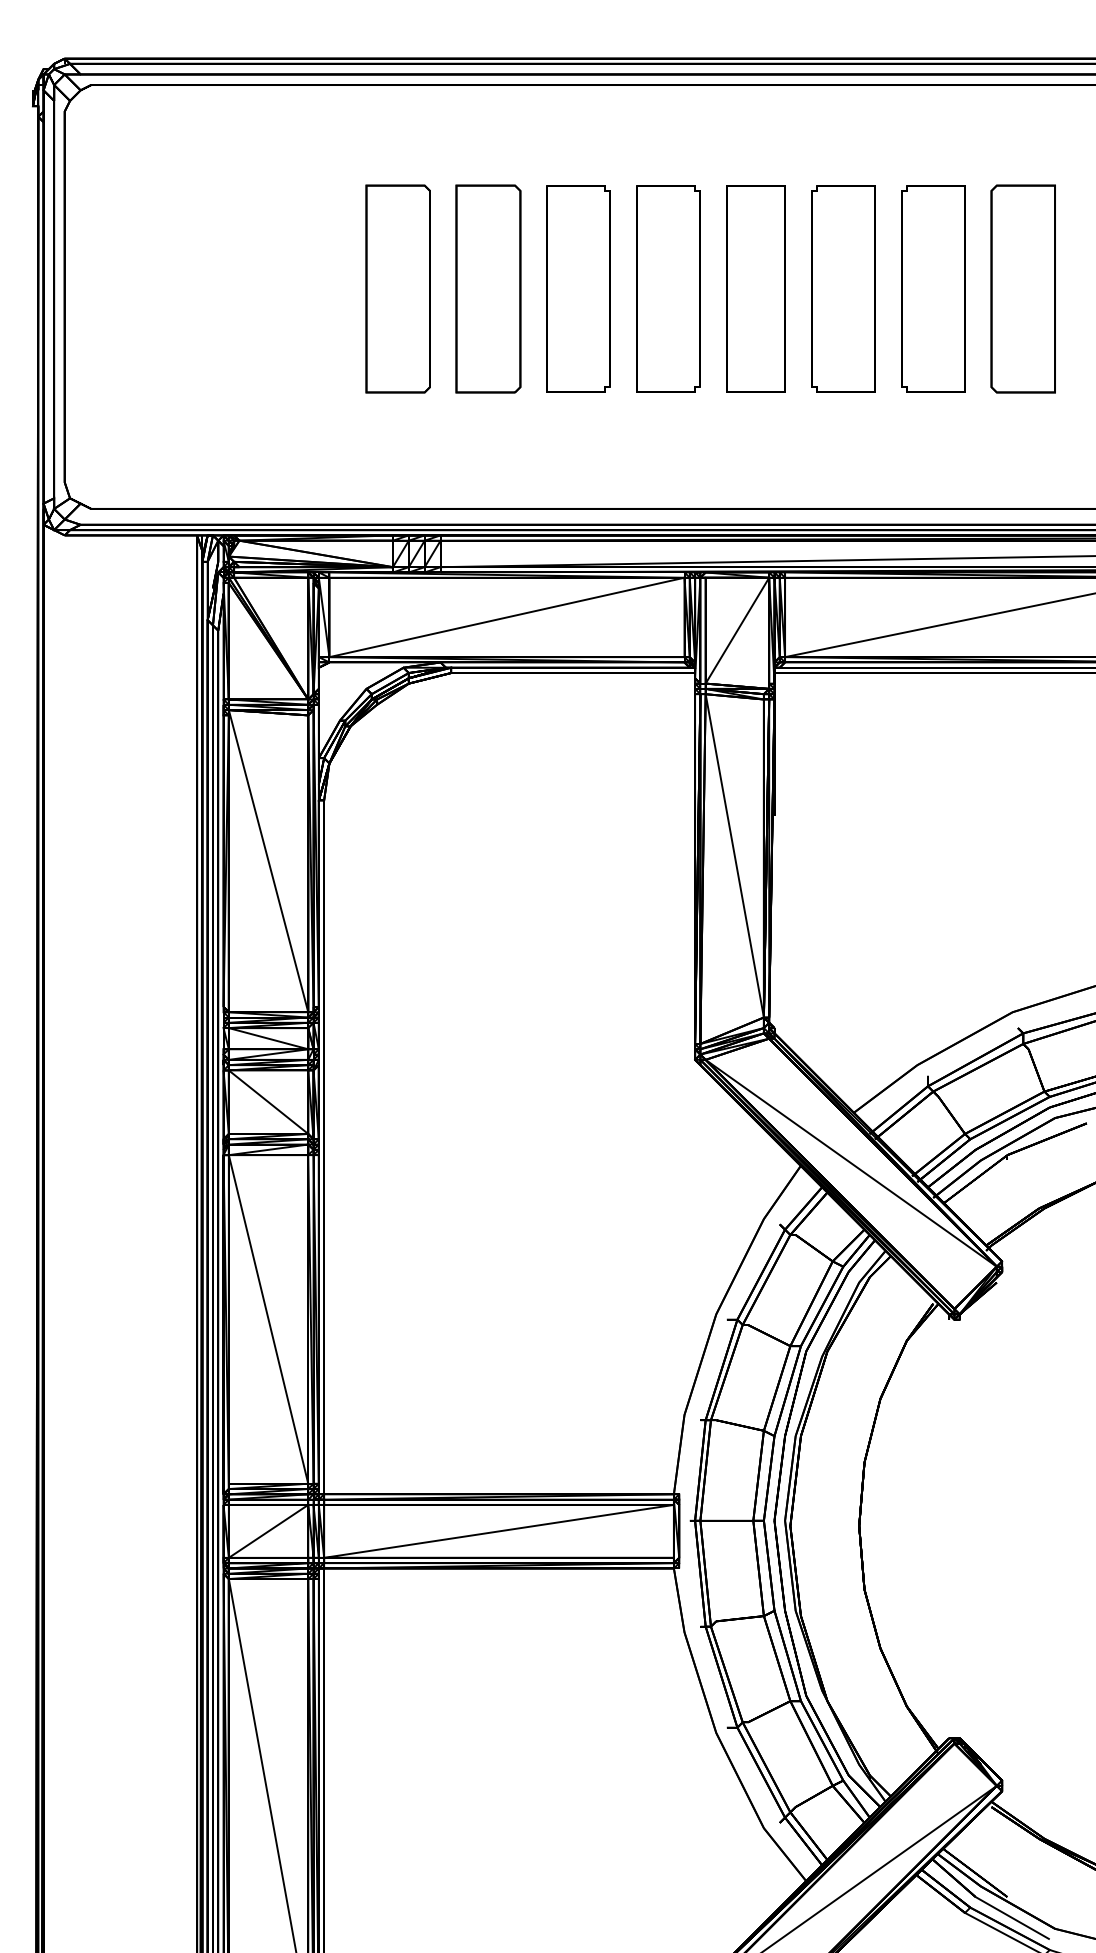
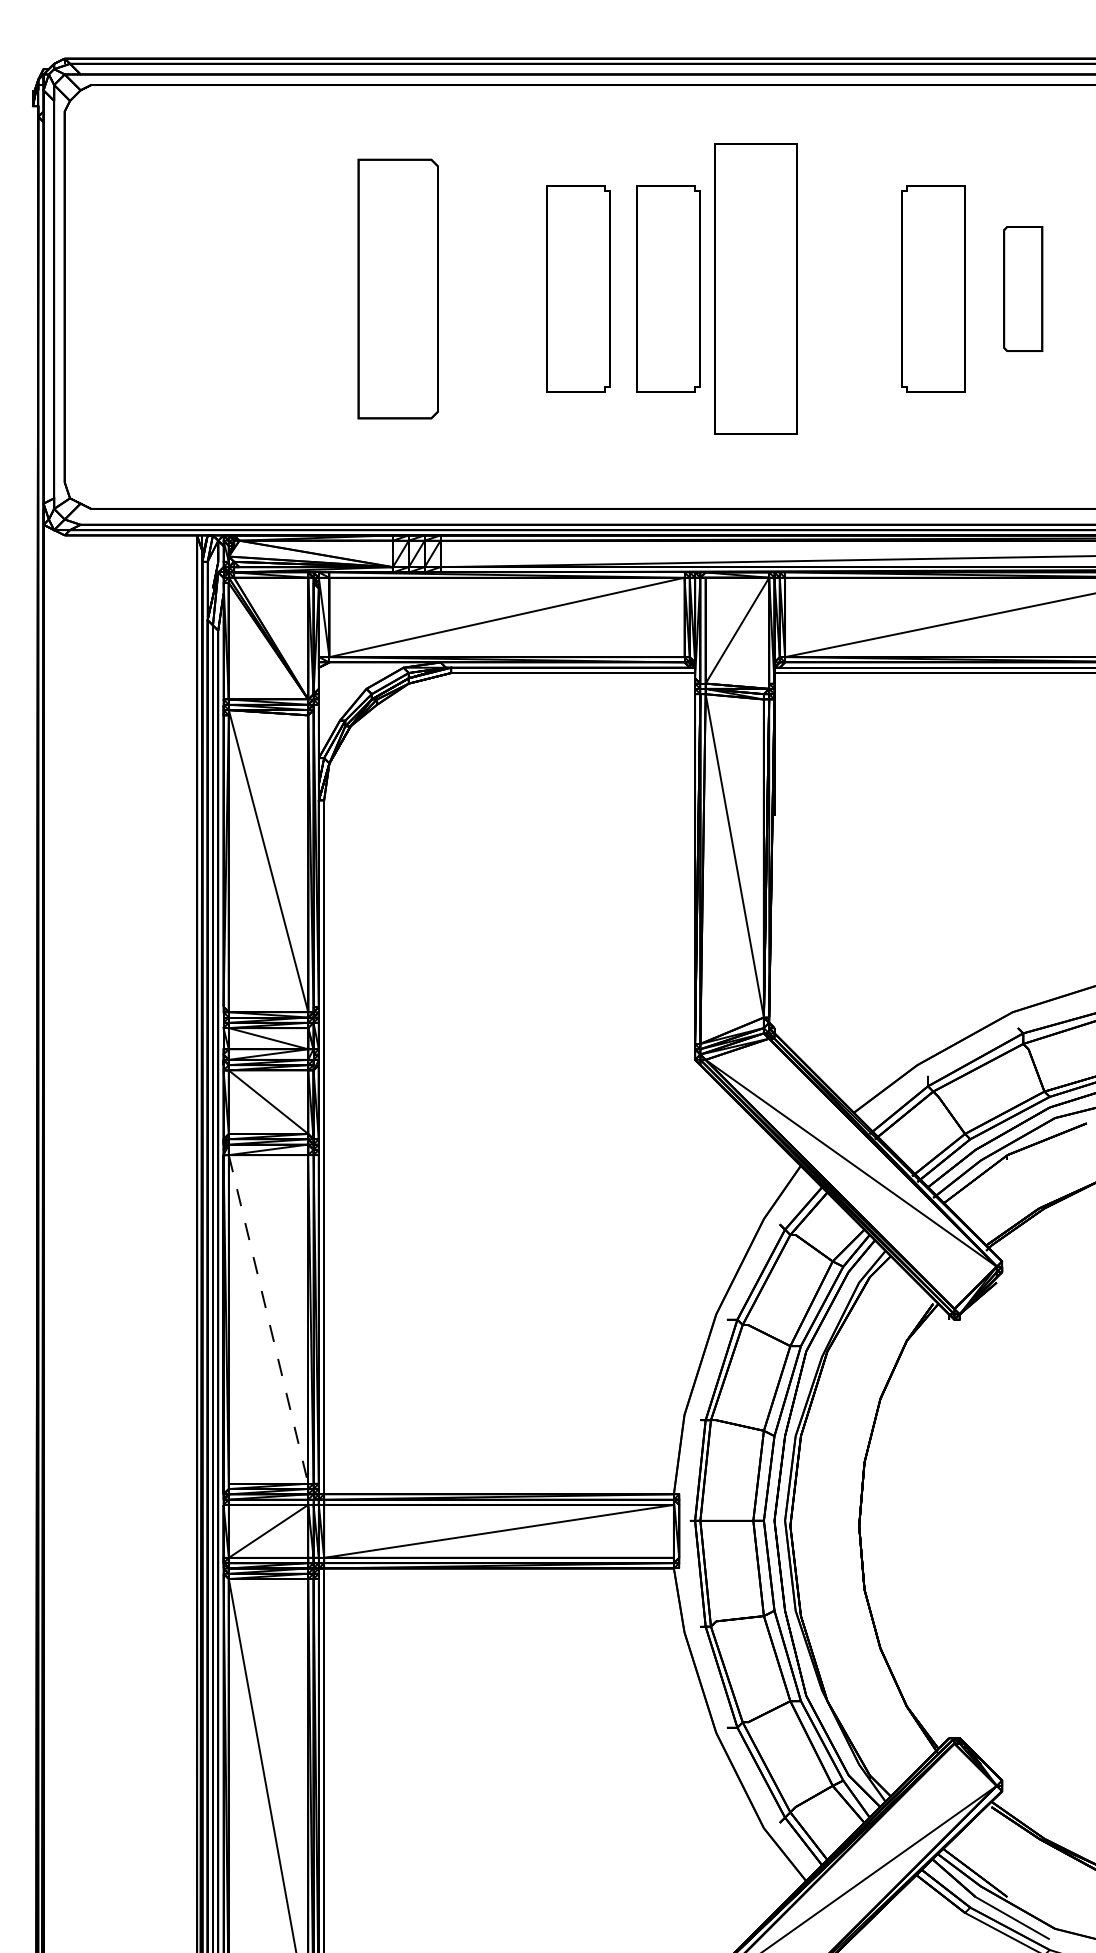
part size: 66x210 px -> 82x262 px (397, 288)
part: present -> none (488, 288)
part size: 60x208 px -> 84x292 px (755, 288)
part: present -> none (843, 288)
part size: 66x210 px -> 41x126 px (1023, 288)
line: solid -> dashed (268, 1319)
